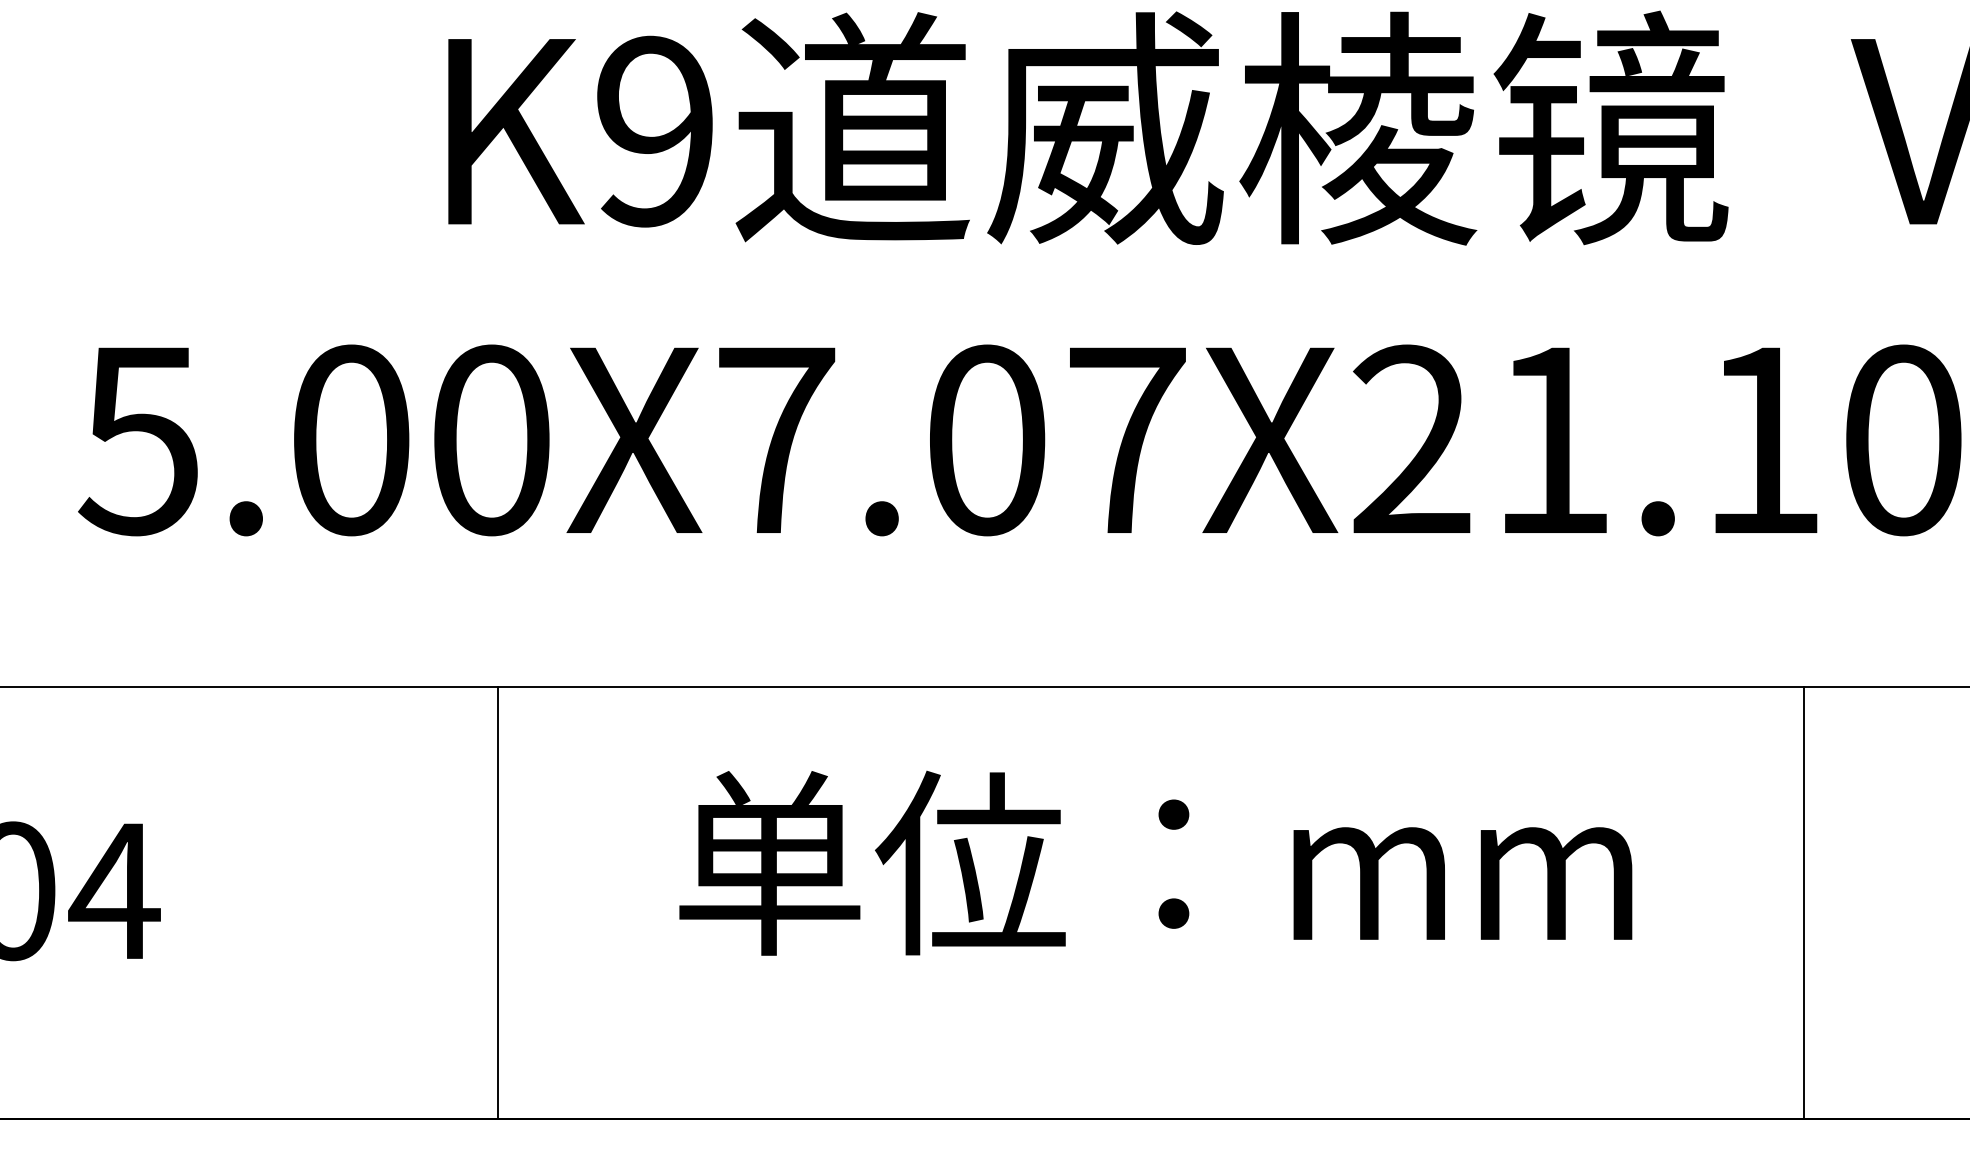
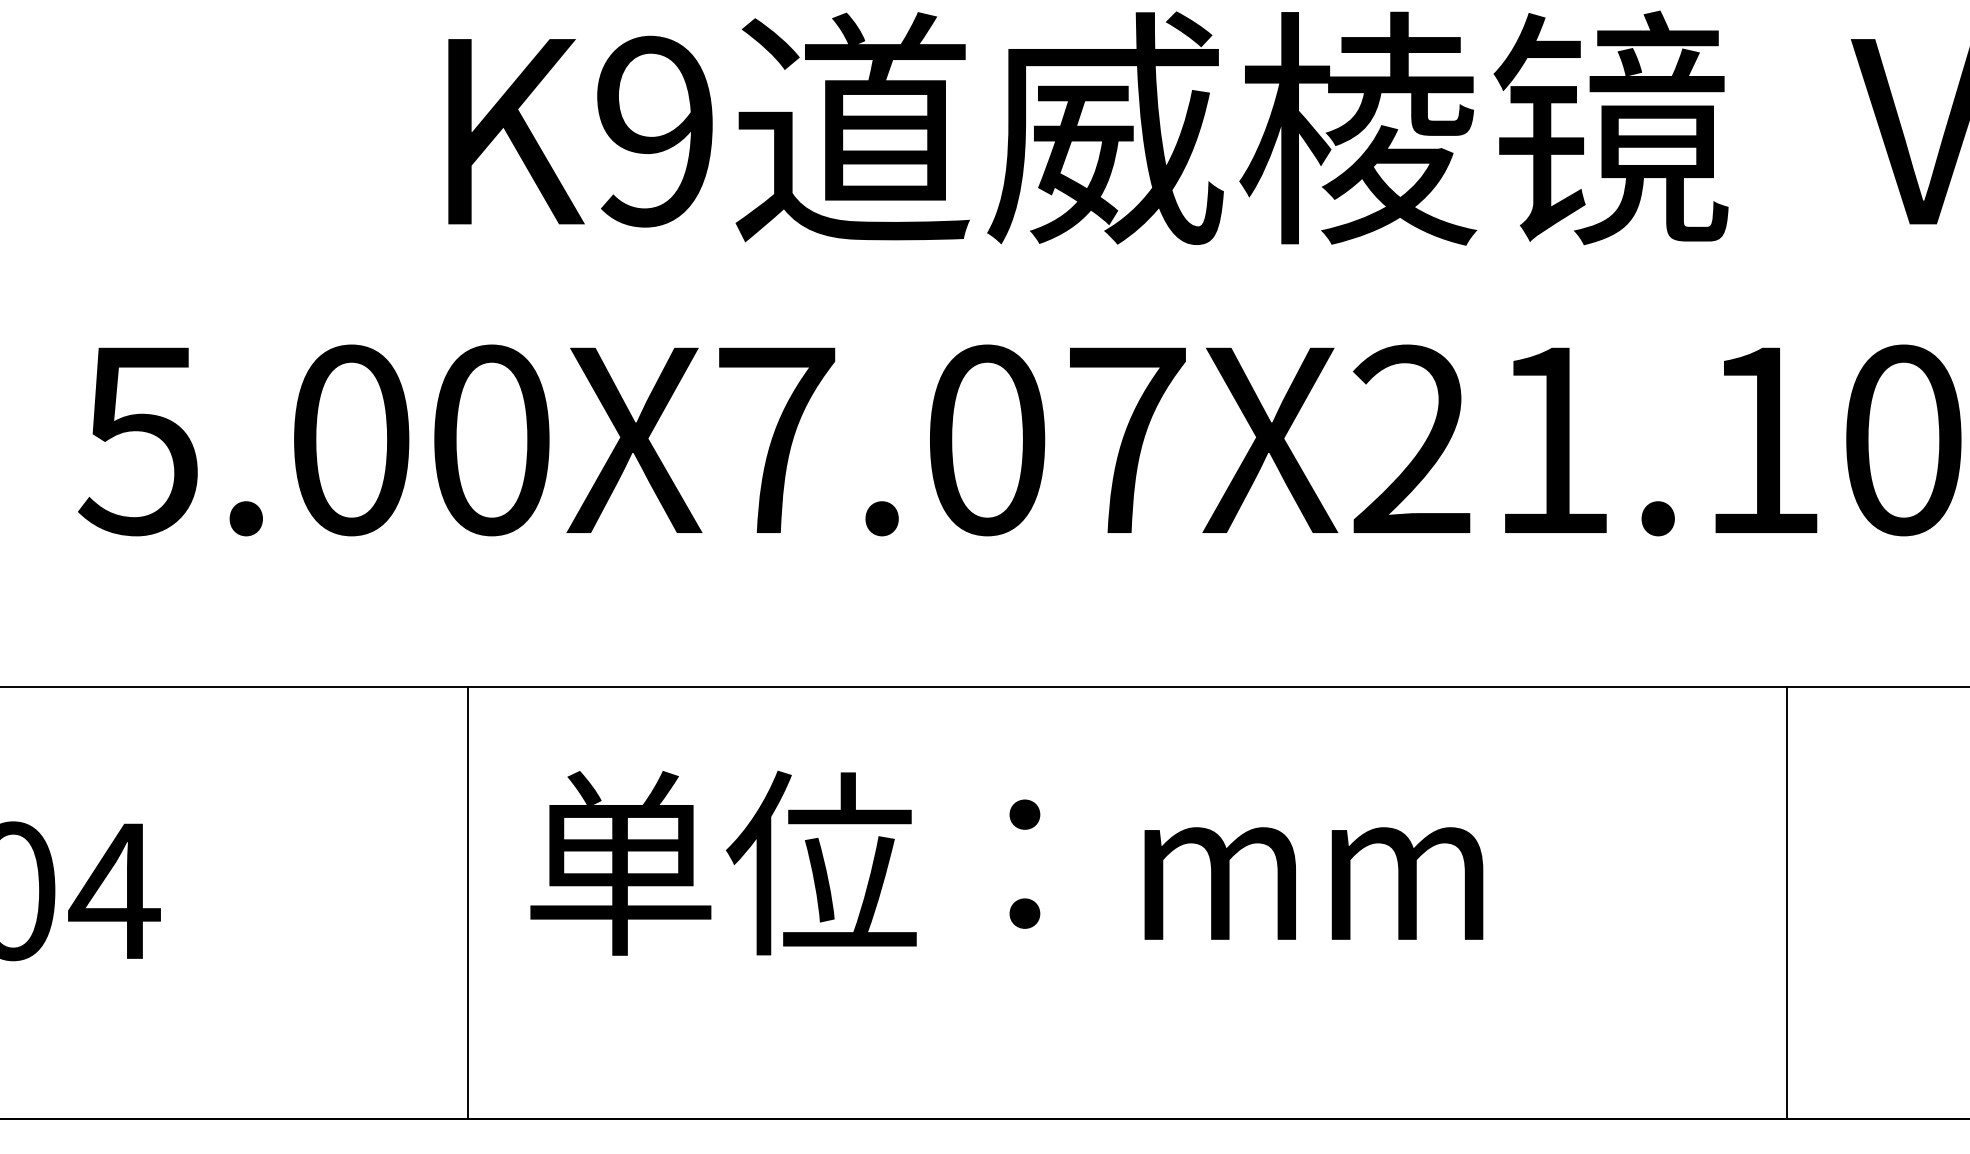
text position: (1155, 862) -> (1006, 862) (1006, 862)
line position: (498, 902) -> (468, 902) (468, 902)
line position: (1804, 902) -> (1787, 902) (1787, 902)
